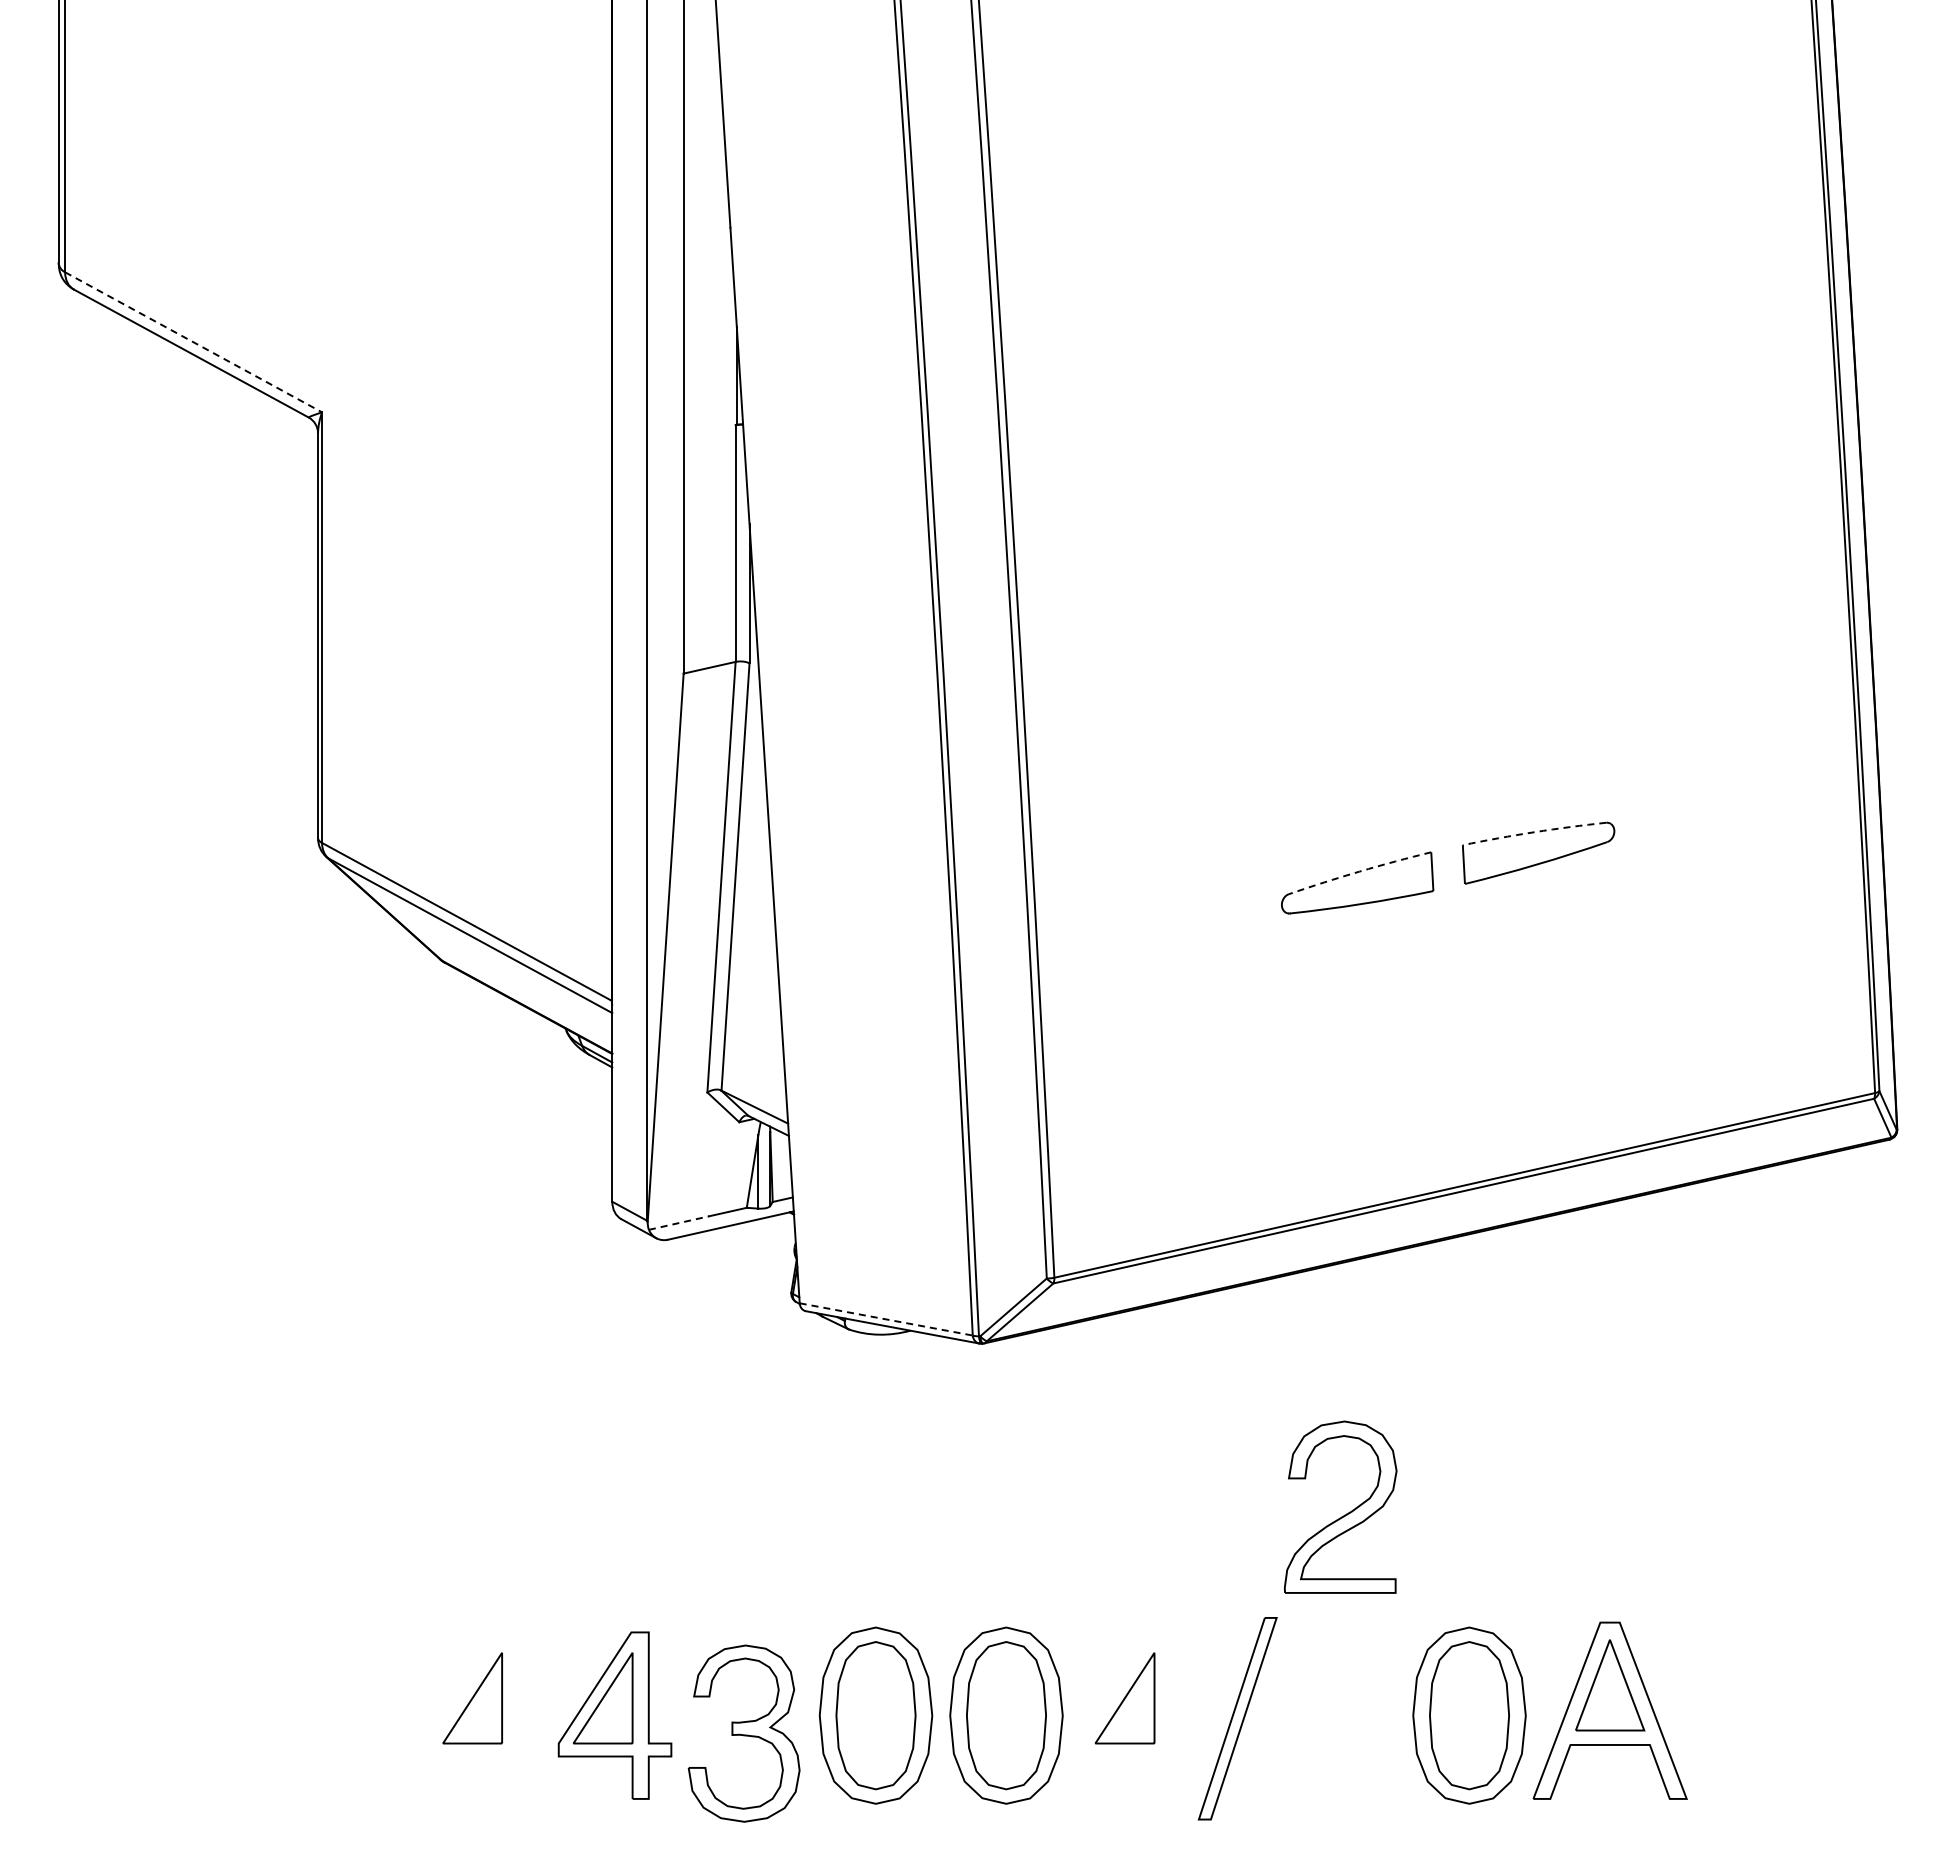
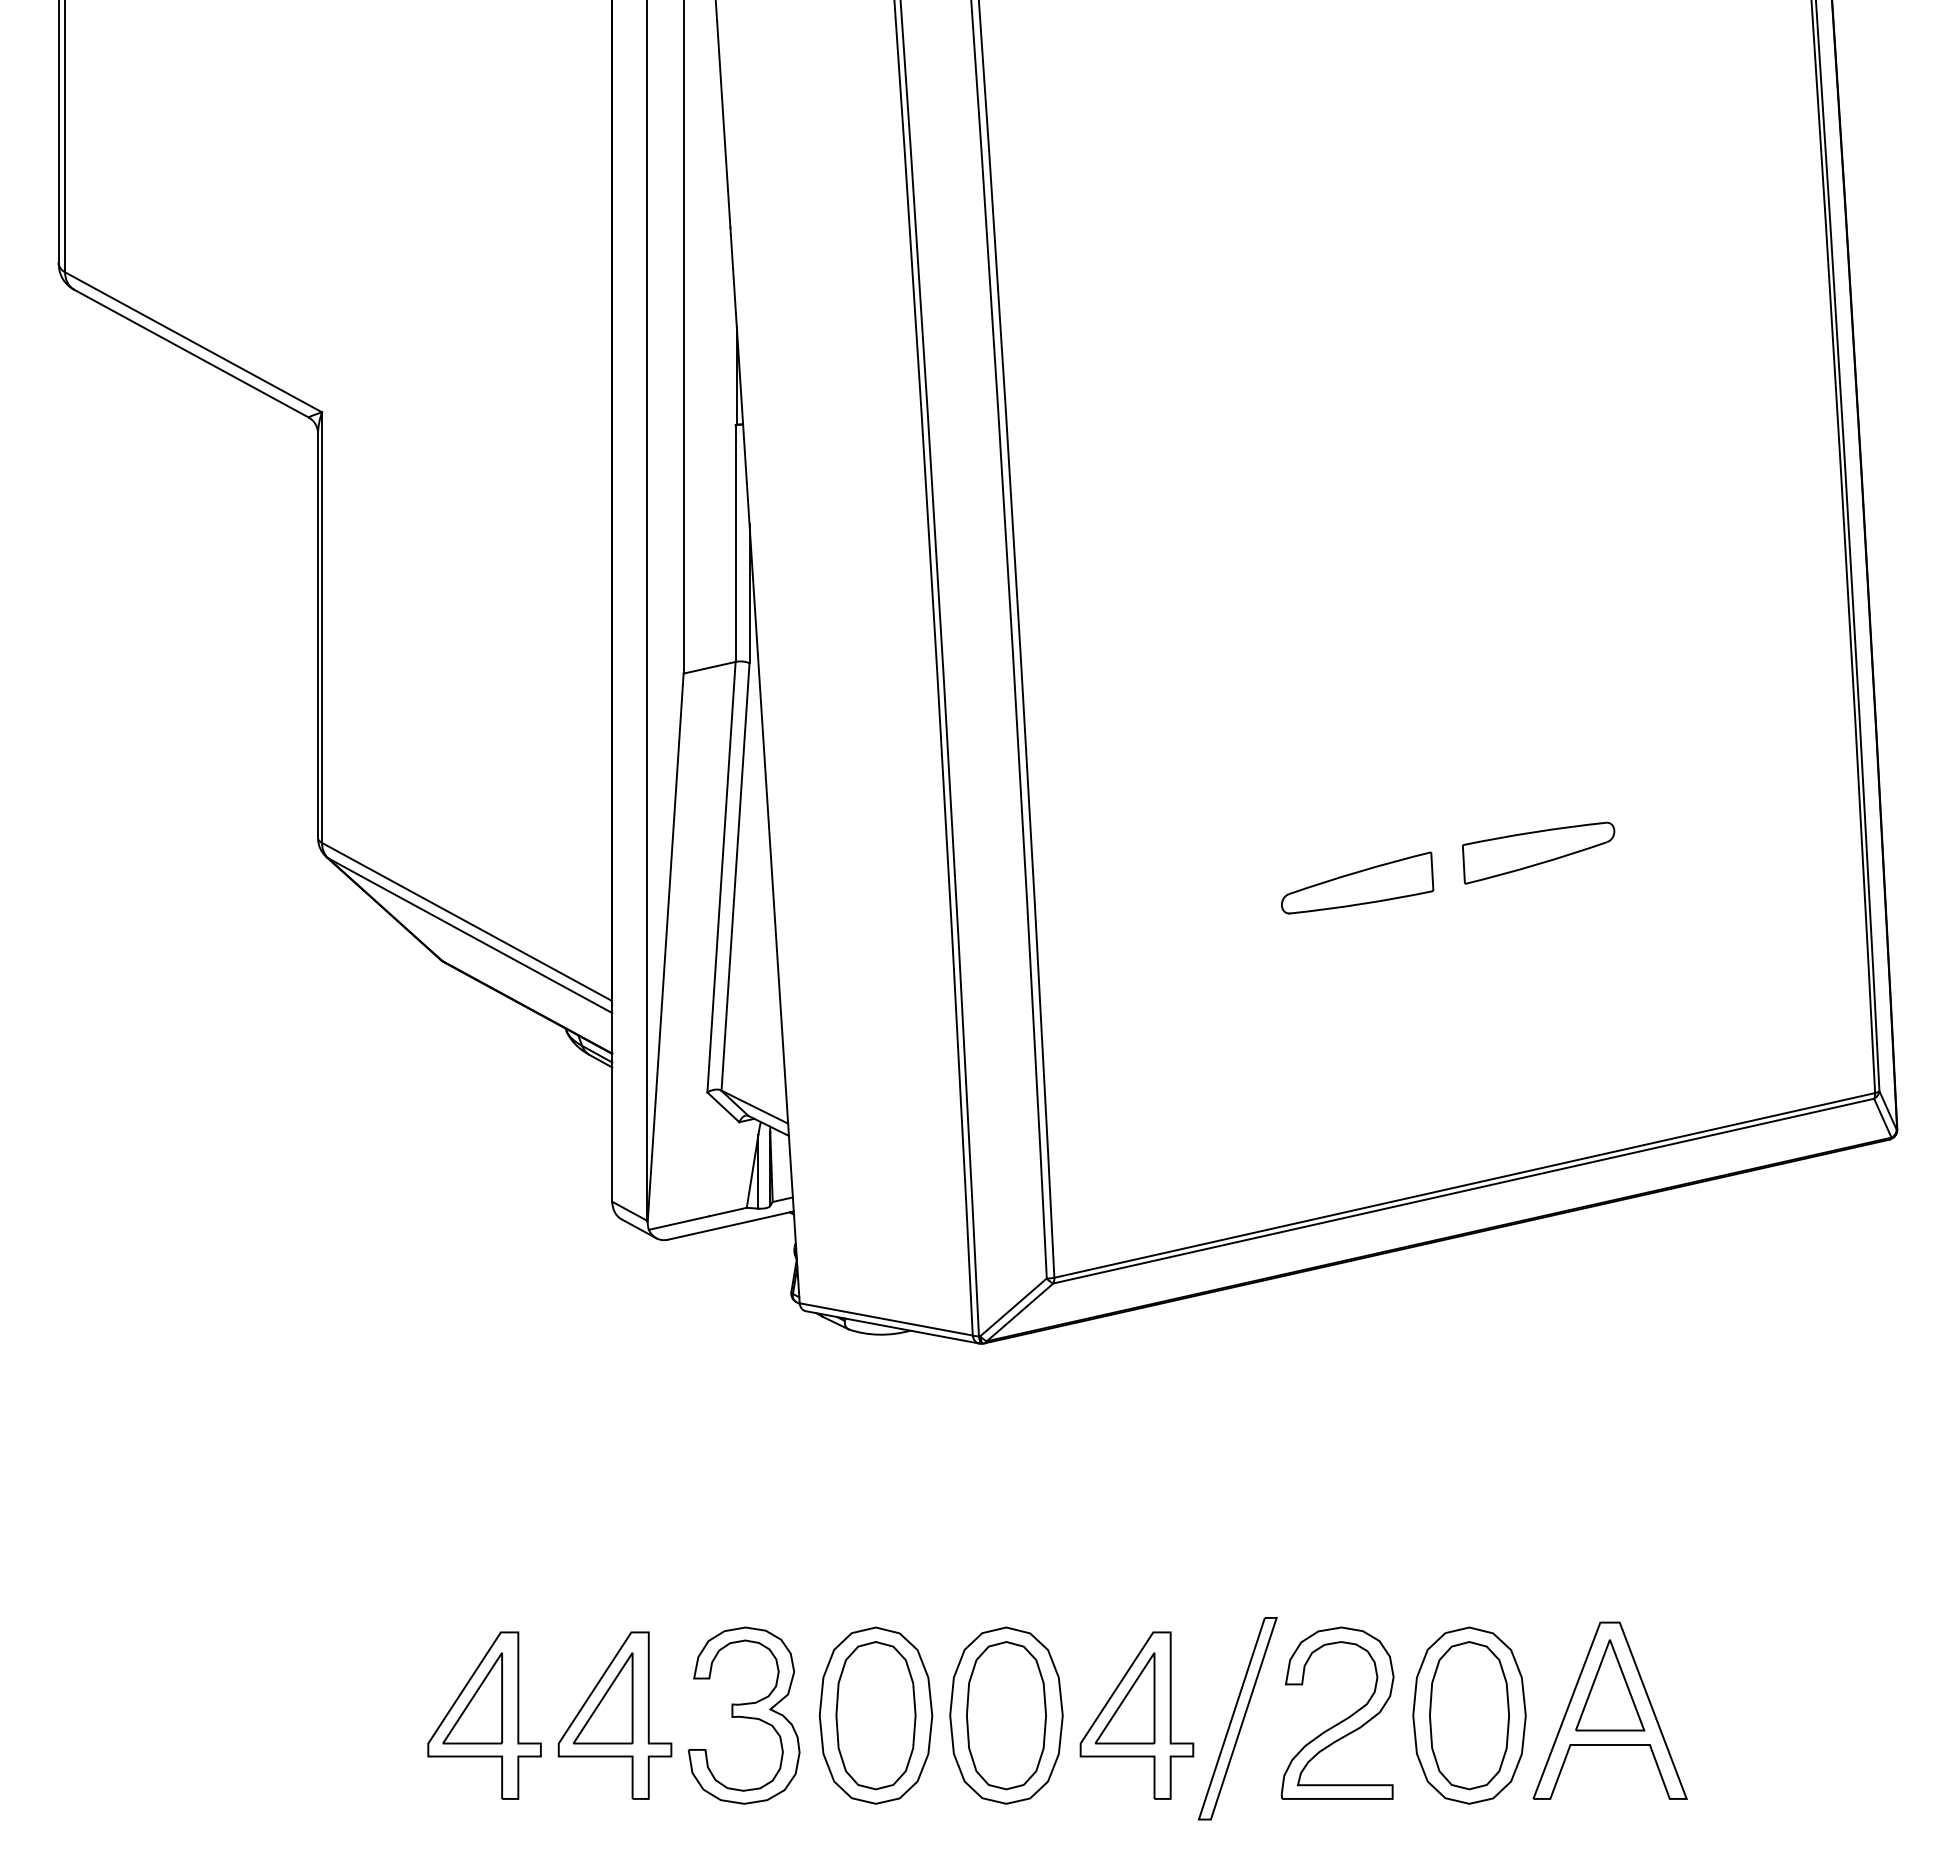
line: dashed -> solid (194, 342)
arc: dashed -> solid (1534, 832)
arc: dashed -> solid (1359, 871)
line: dashed -> solid (679, 1223)
line: dashed -> solid (886, 1319)
part position: (1344, 1514) -> (1341, 1720) (1341, 1720)
part: none -> present (484, 1715)
part: none -> present (1136, 1715)
part position: (743, 1733) -> (743, 1715) (743, 1715)
